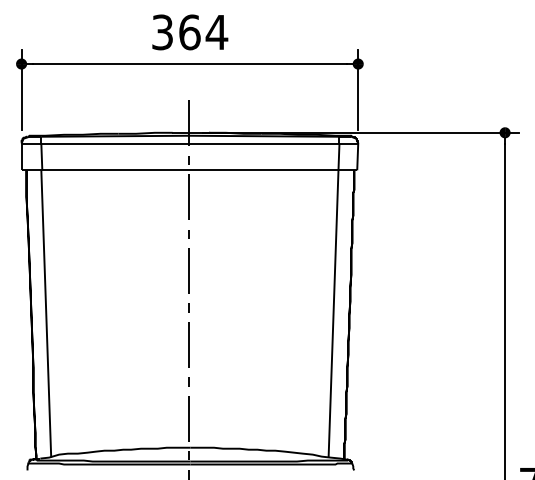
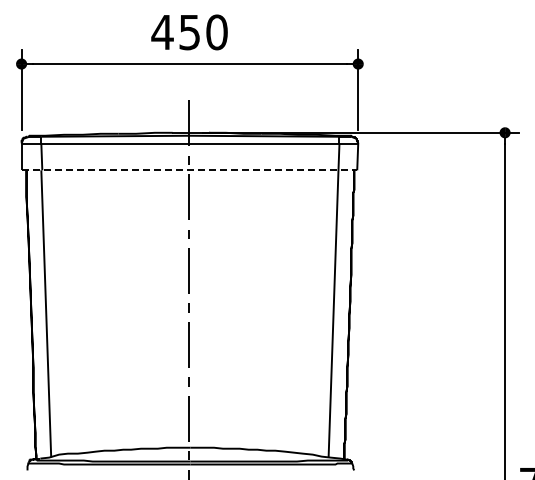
text: 364 -> 450 (189, 32)
line: solid -> dashed (189, 170)
